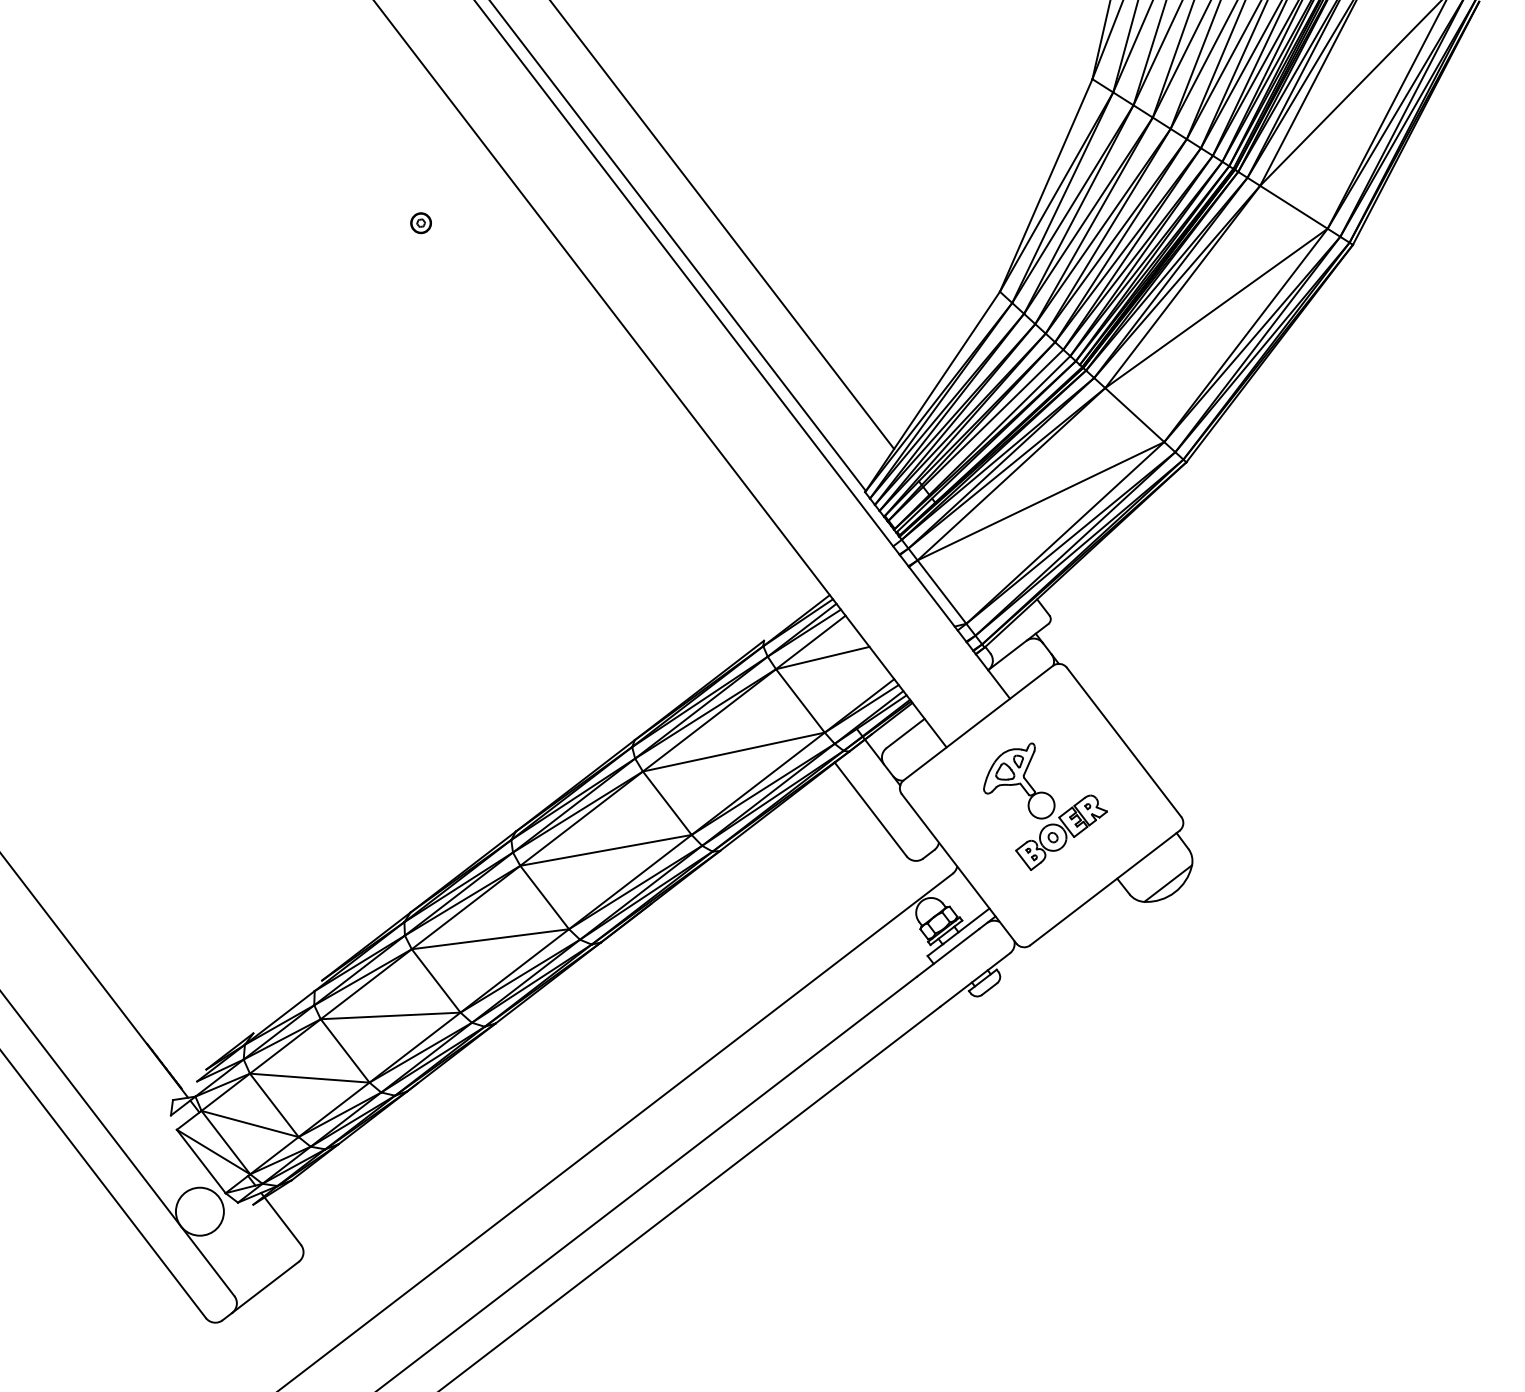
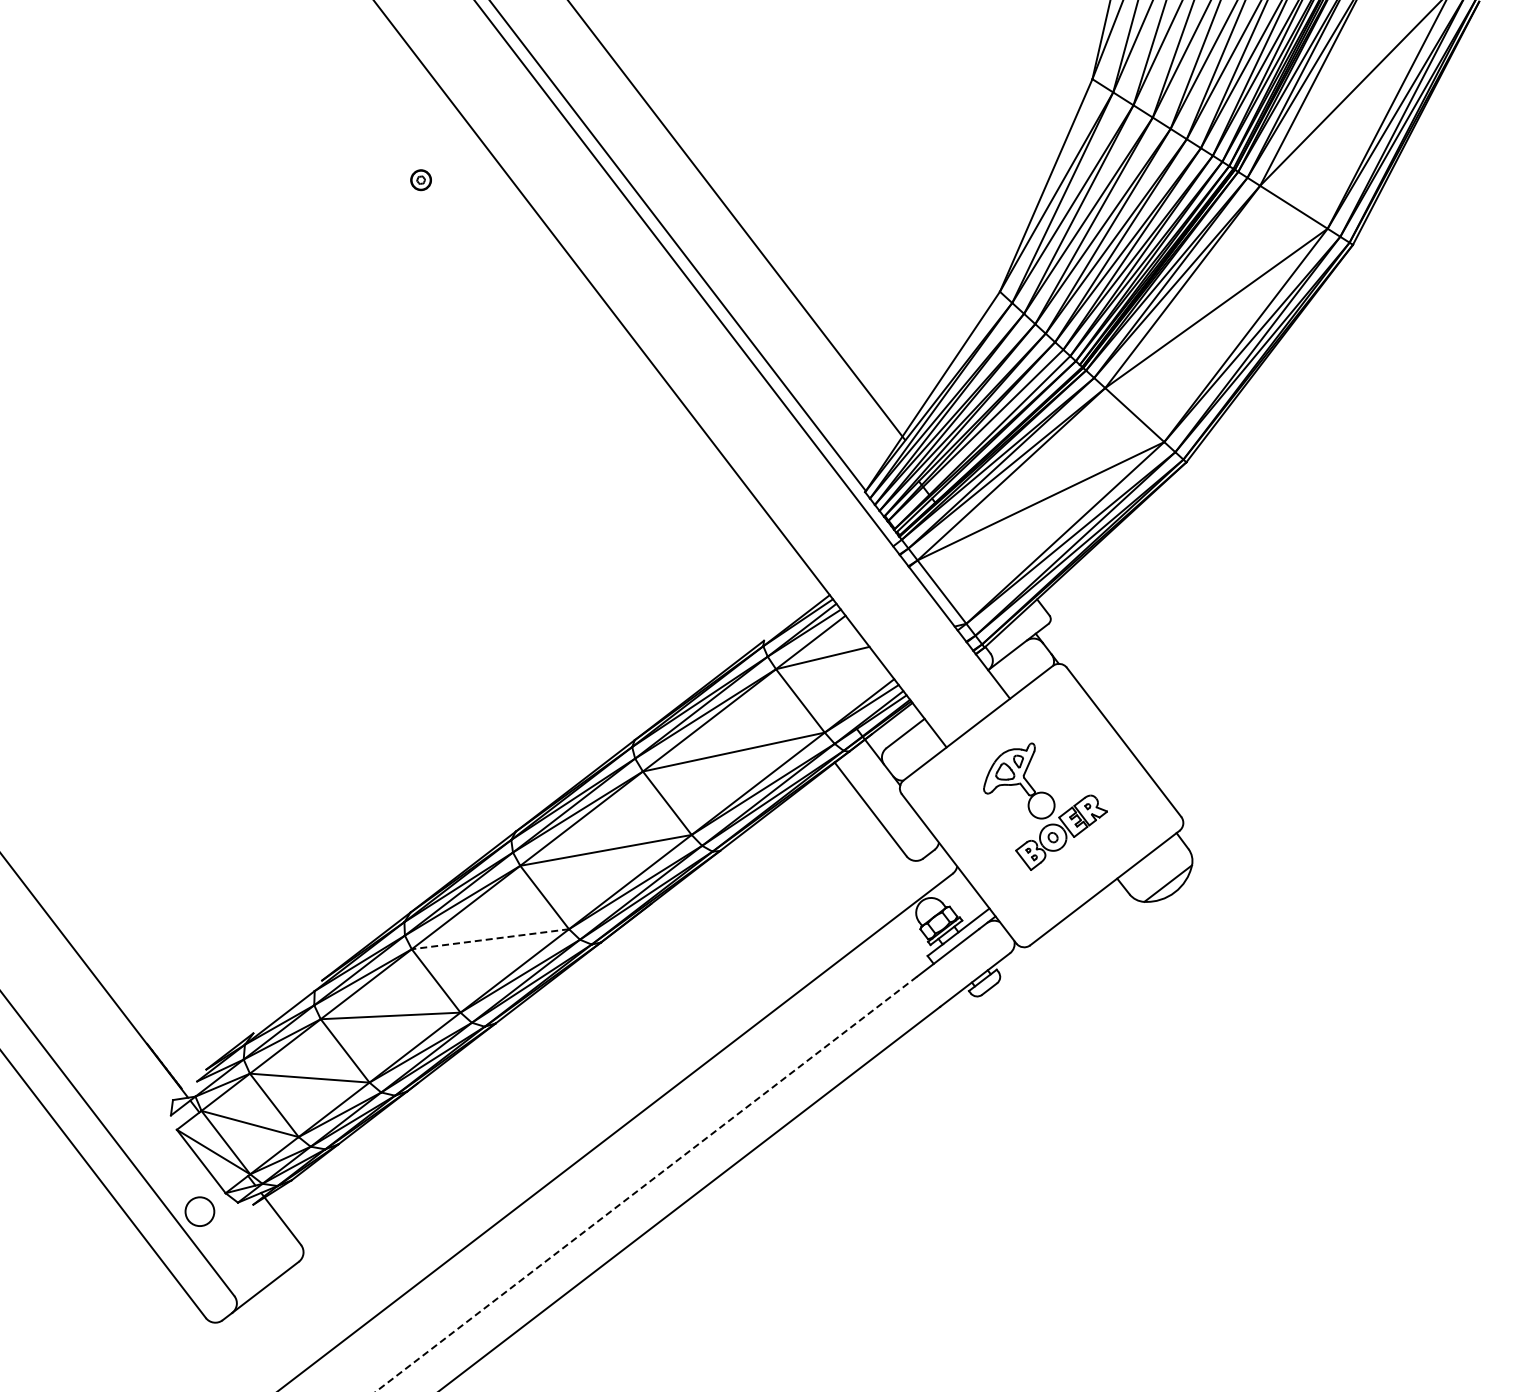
part position: (420, 223) -> (420, 180) (420, 180)
line position: (722, 225) -> (737, 221) (737, 221)
line: solid -> dashed (489, 939)
line: solid -> dashed (646, 1184)
circle diameter: 48 px -> 29 px (199, 1211)
